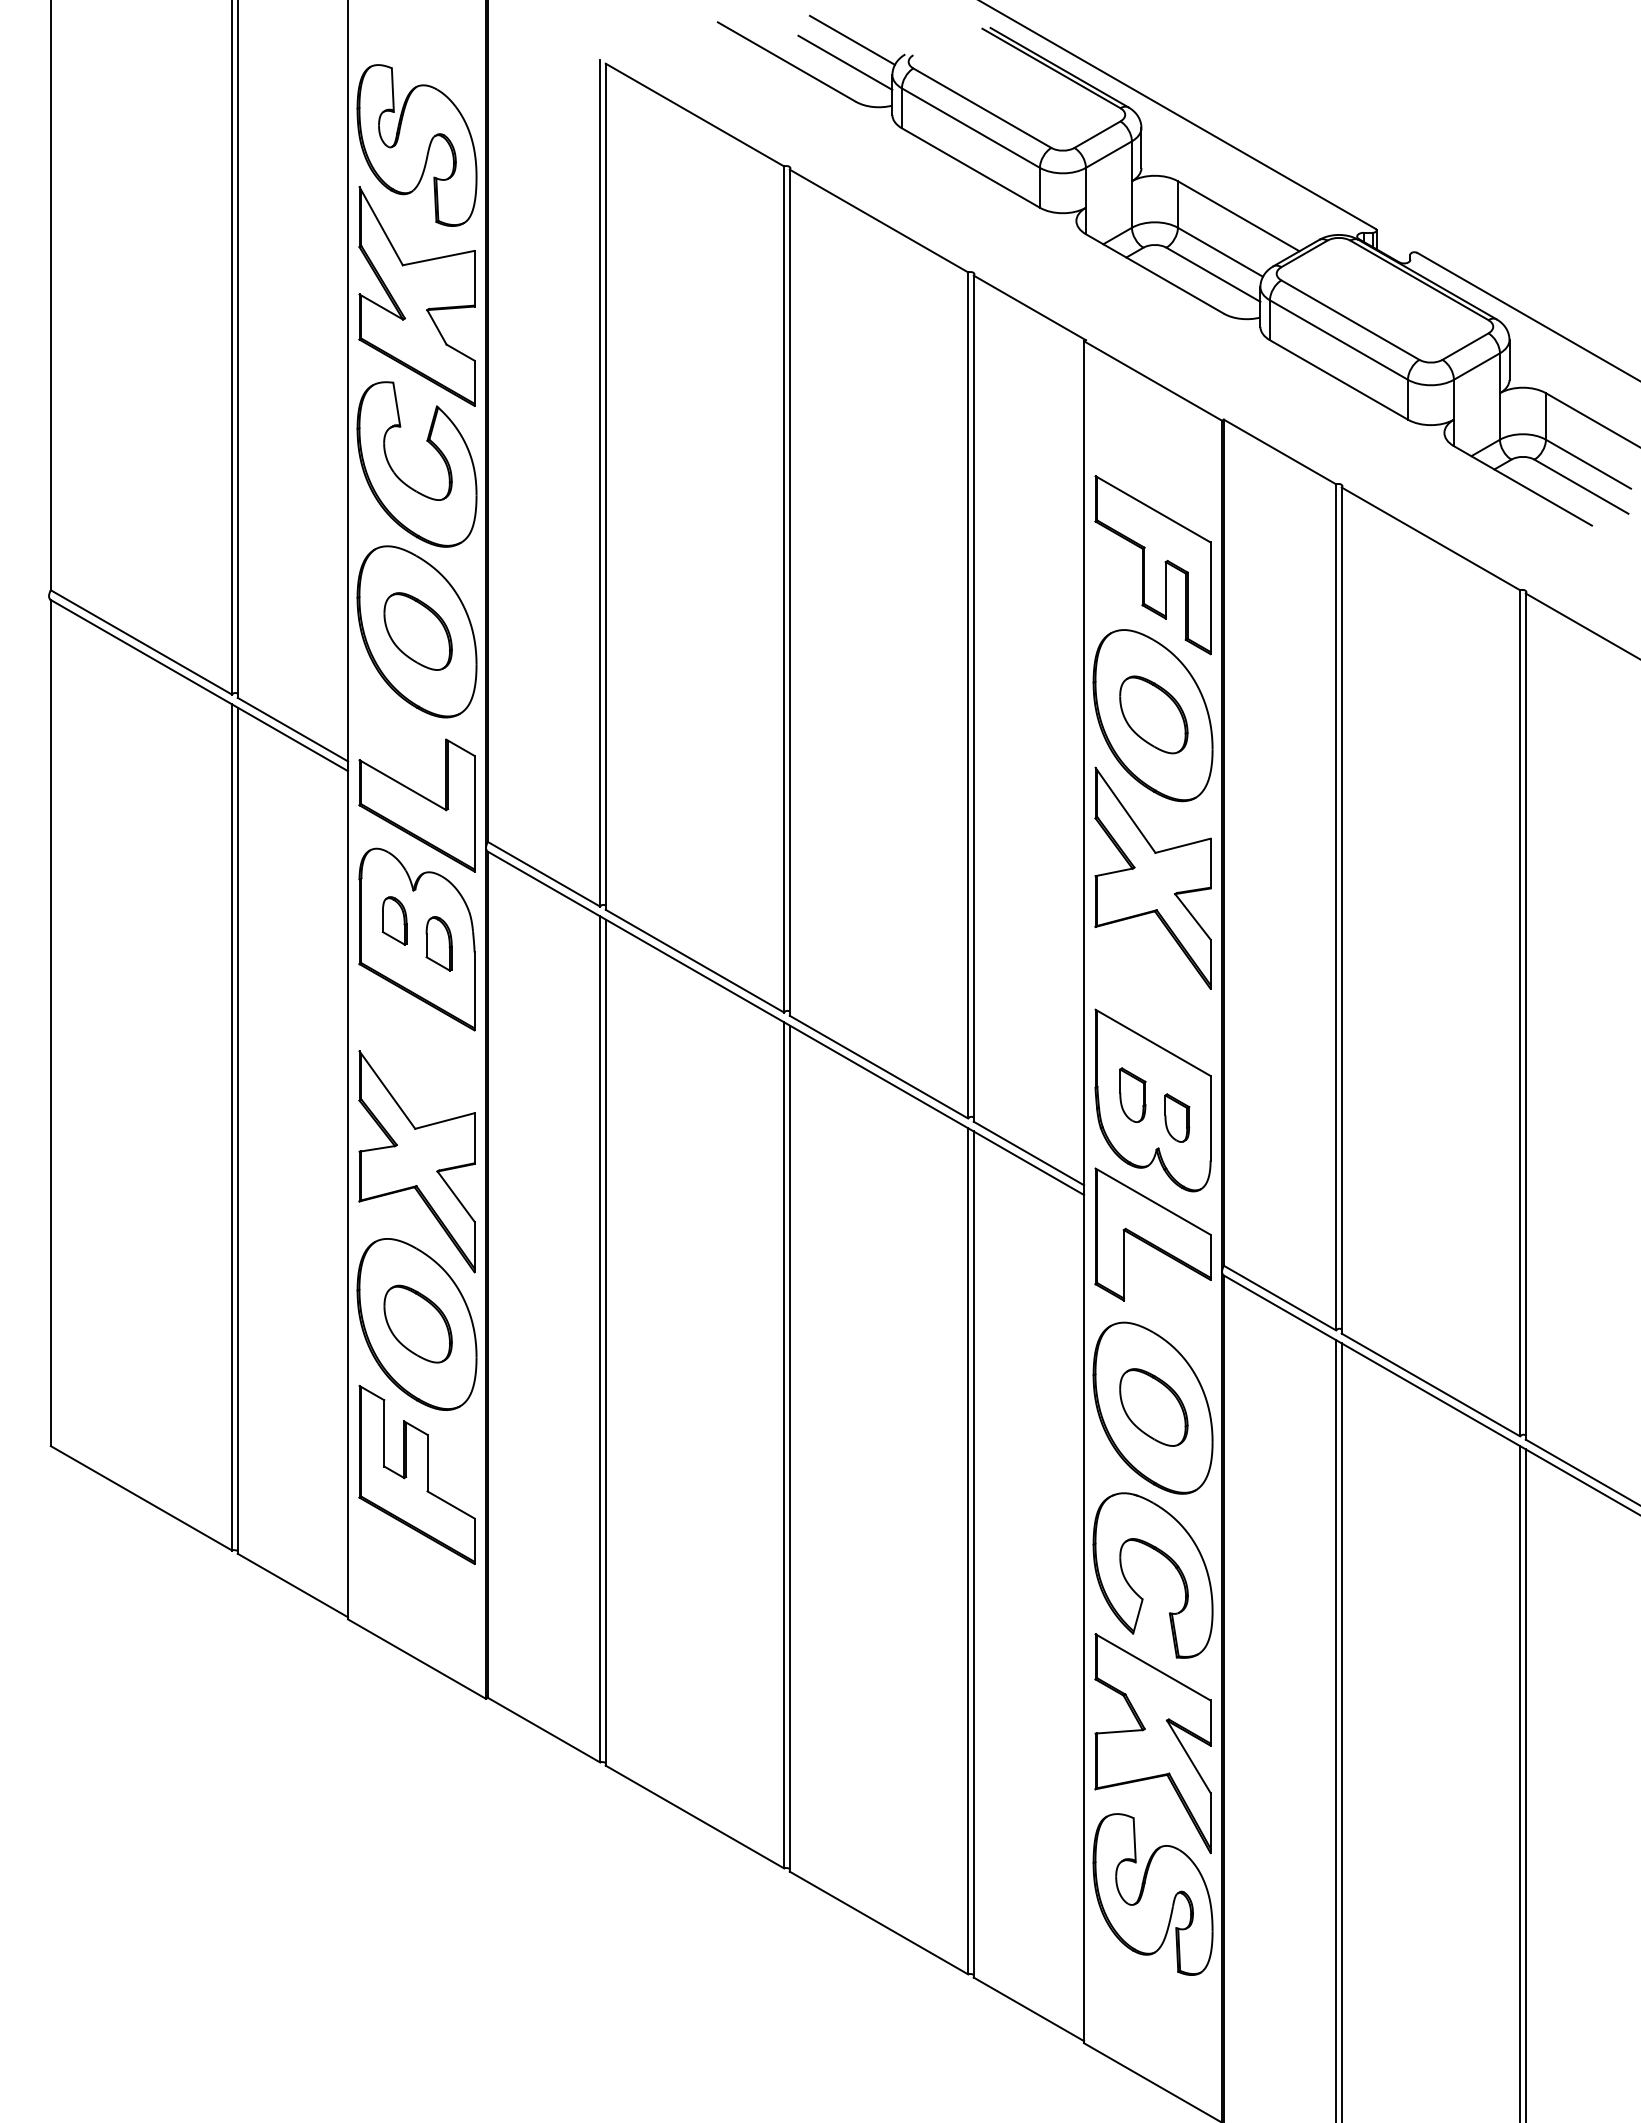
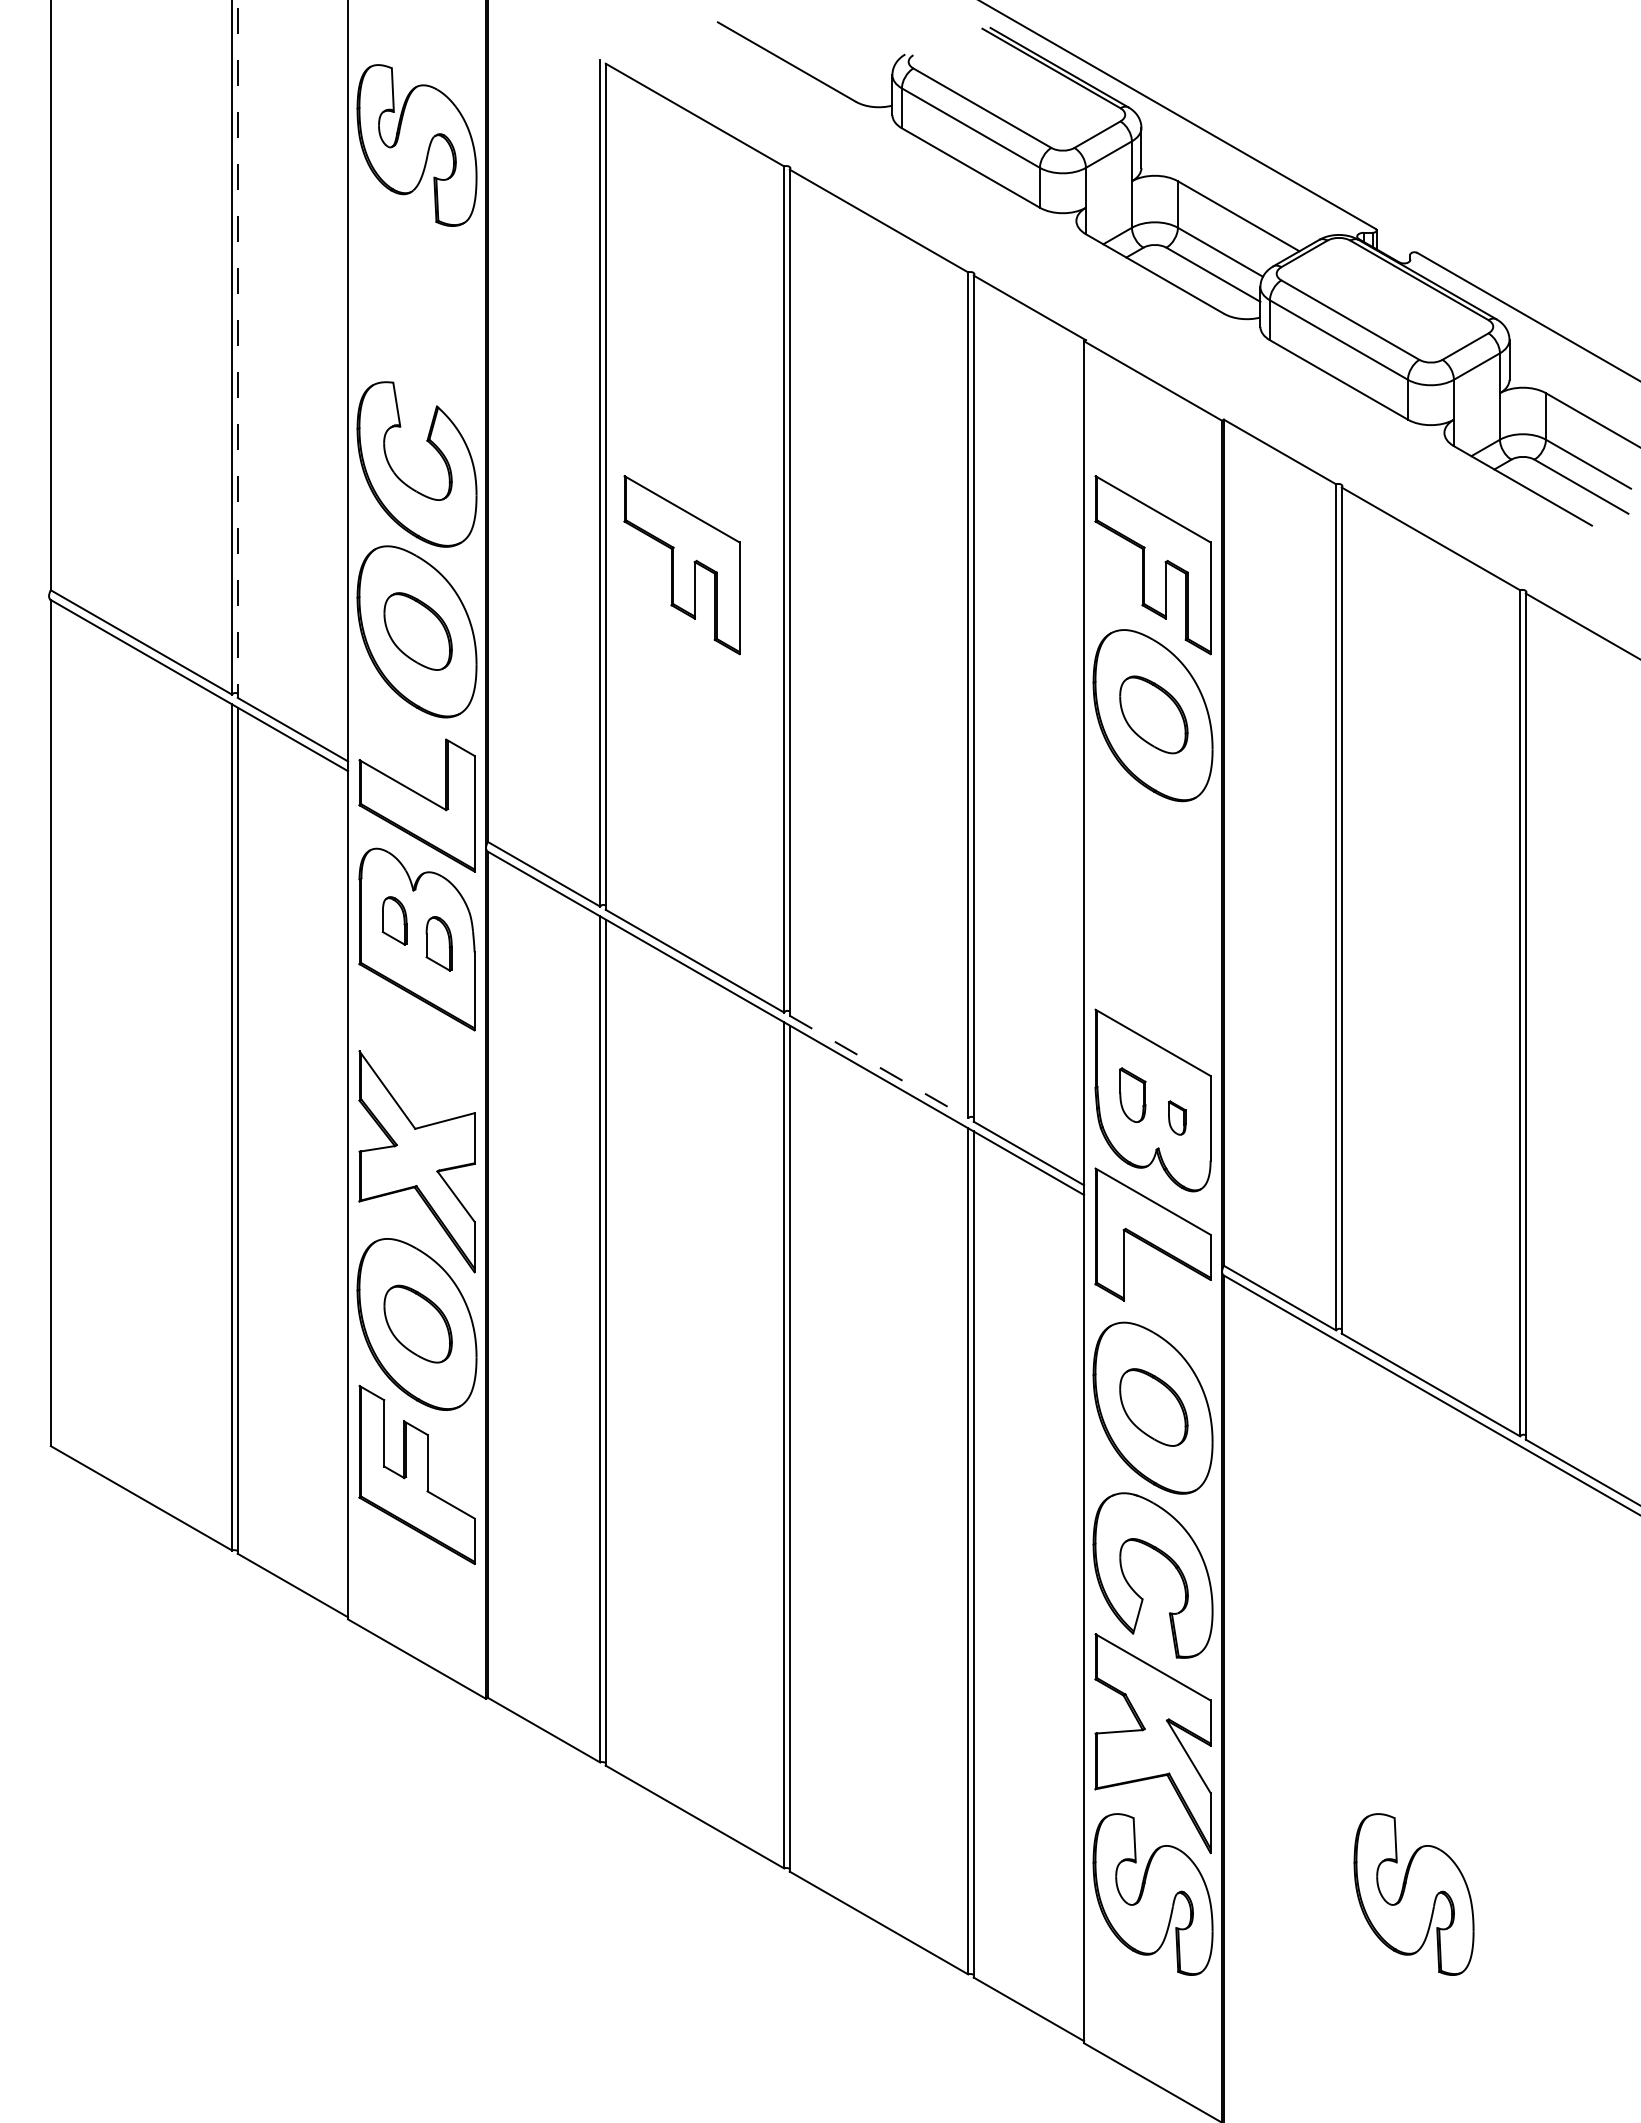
line: present -> none (851, 39)
line: present -> none (845, 62)
part: present -> none (416, 296)
line: solid -> dashed (237, 349)
part: none -> present (681, 565)
part: present -> none (1152, 877)
line: solid -> dashed (878, 1067)
part size: 27x50 px -> 19x36 px (1177, 1117)
line: present -> none (1336, 1729)
line: present -> none (1341, 1731)
line: present -> none (1520, 1782)
line: present -> none (1525, 1784)
part: none -> present (1413, 1894)
